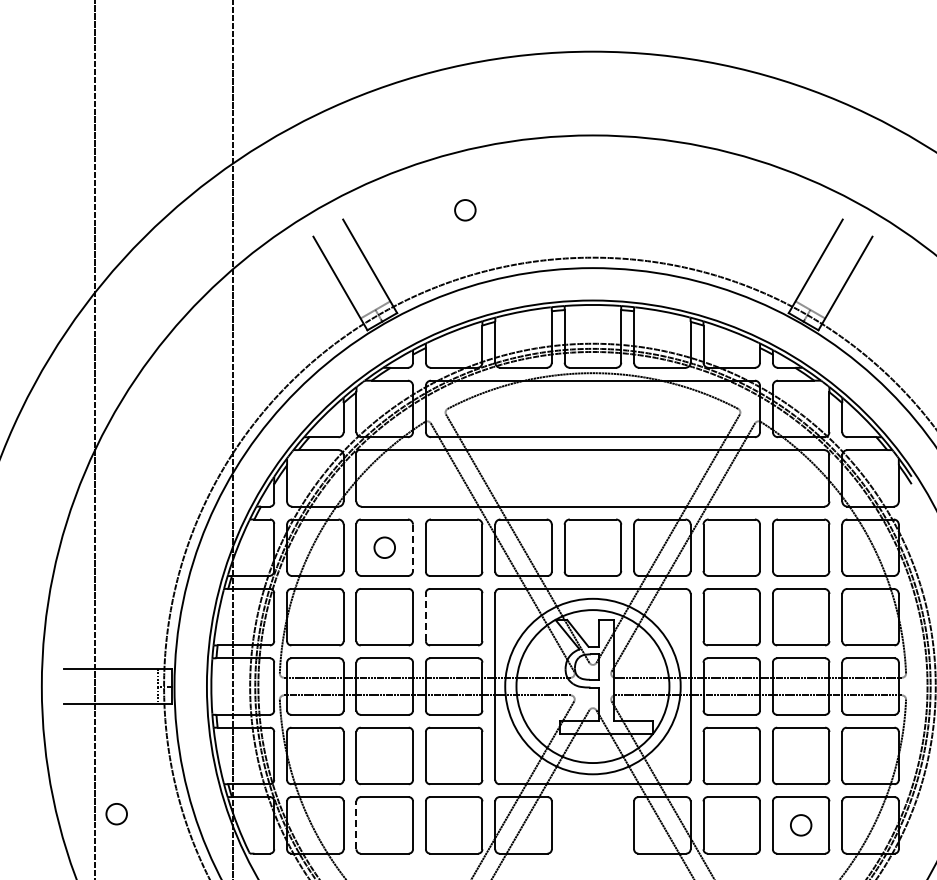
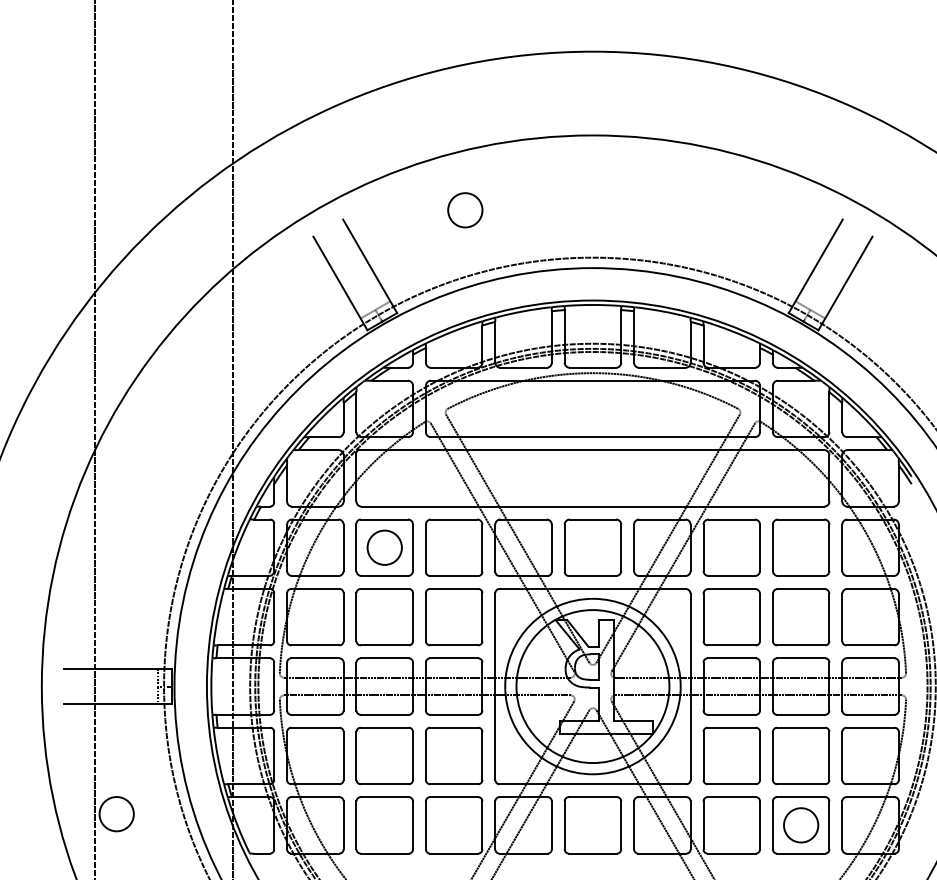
circle diameter: 21 px -> 34 px (465, 210)
circle diameter: 21 px -> 34 px (384, 547)
line: dashed -> solid (413, 548)
line: dashed -> solid (425, 617)
circle diameter: 21 px -> 34 px (116, 814)
line: dashed -> solid (356, 825)
part: none -> present (592, 825)
circle diameter: 21 px -> 34 px (801, 825)
